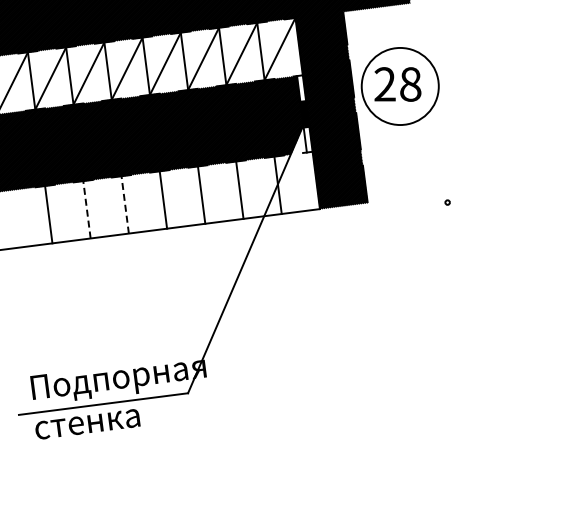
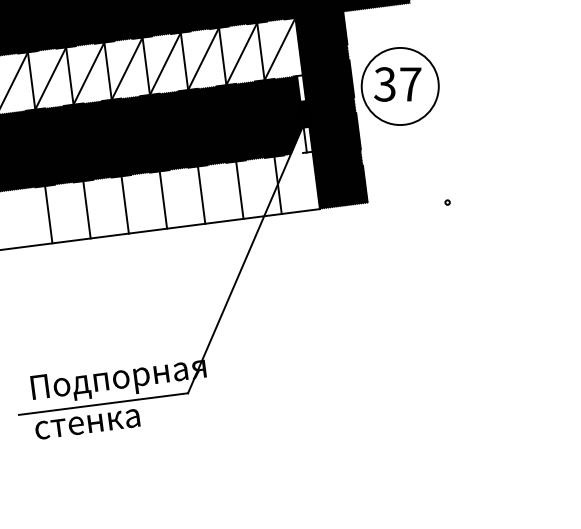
text: 28 -> 37 (397, 84)
line: dashed -> solid (125, 204)
line: dashed -> solid (86, 209)
